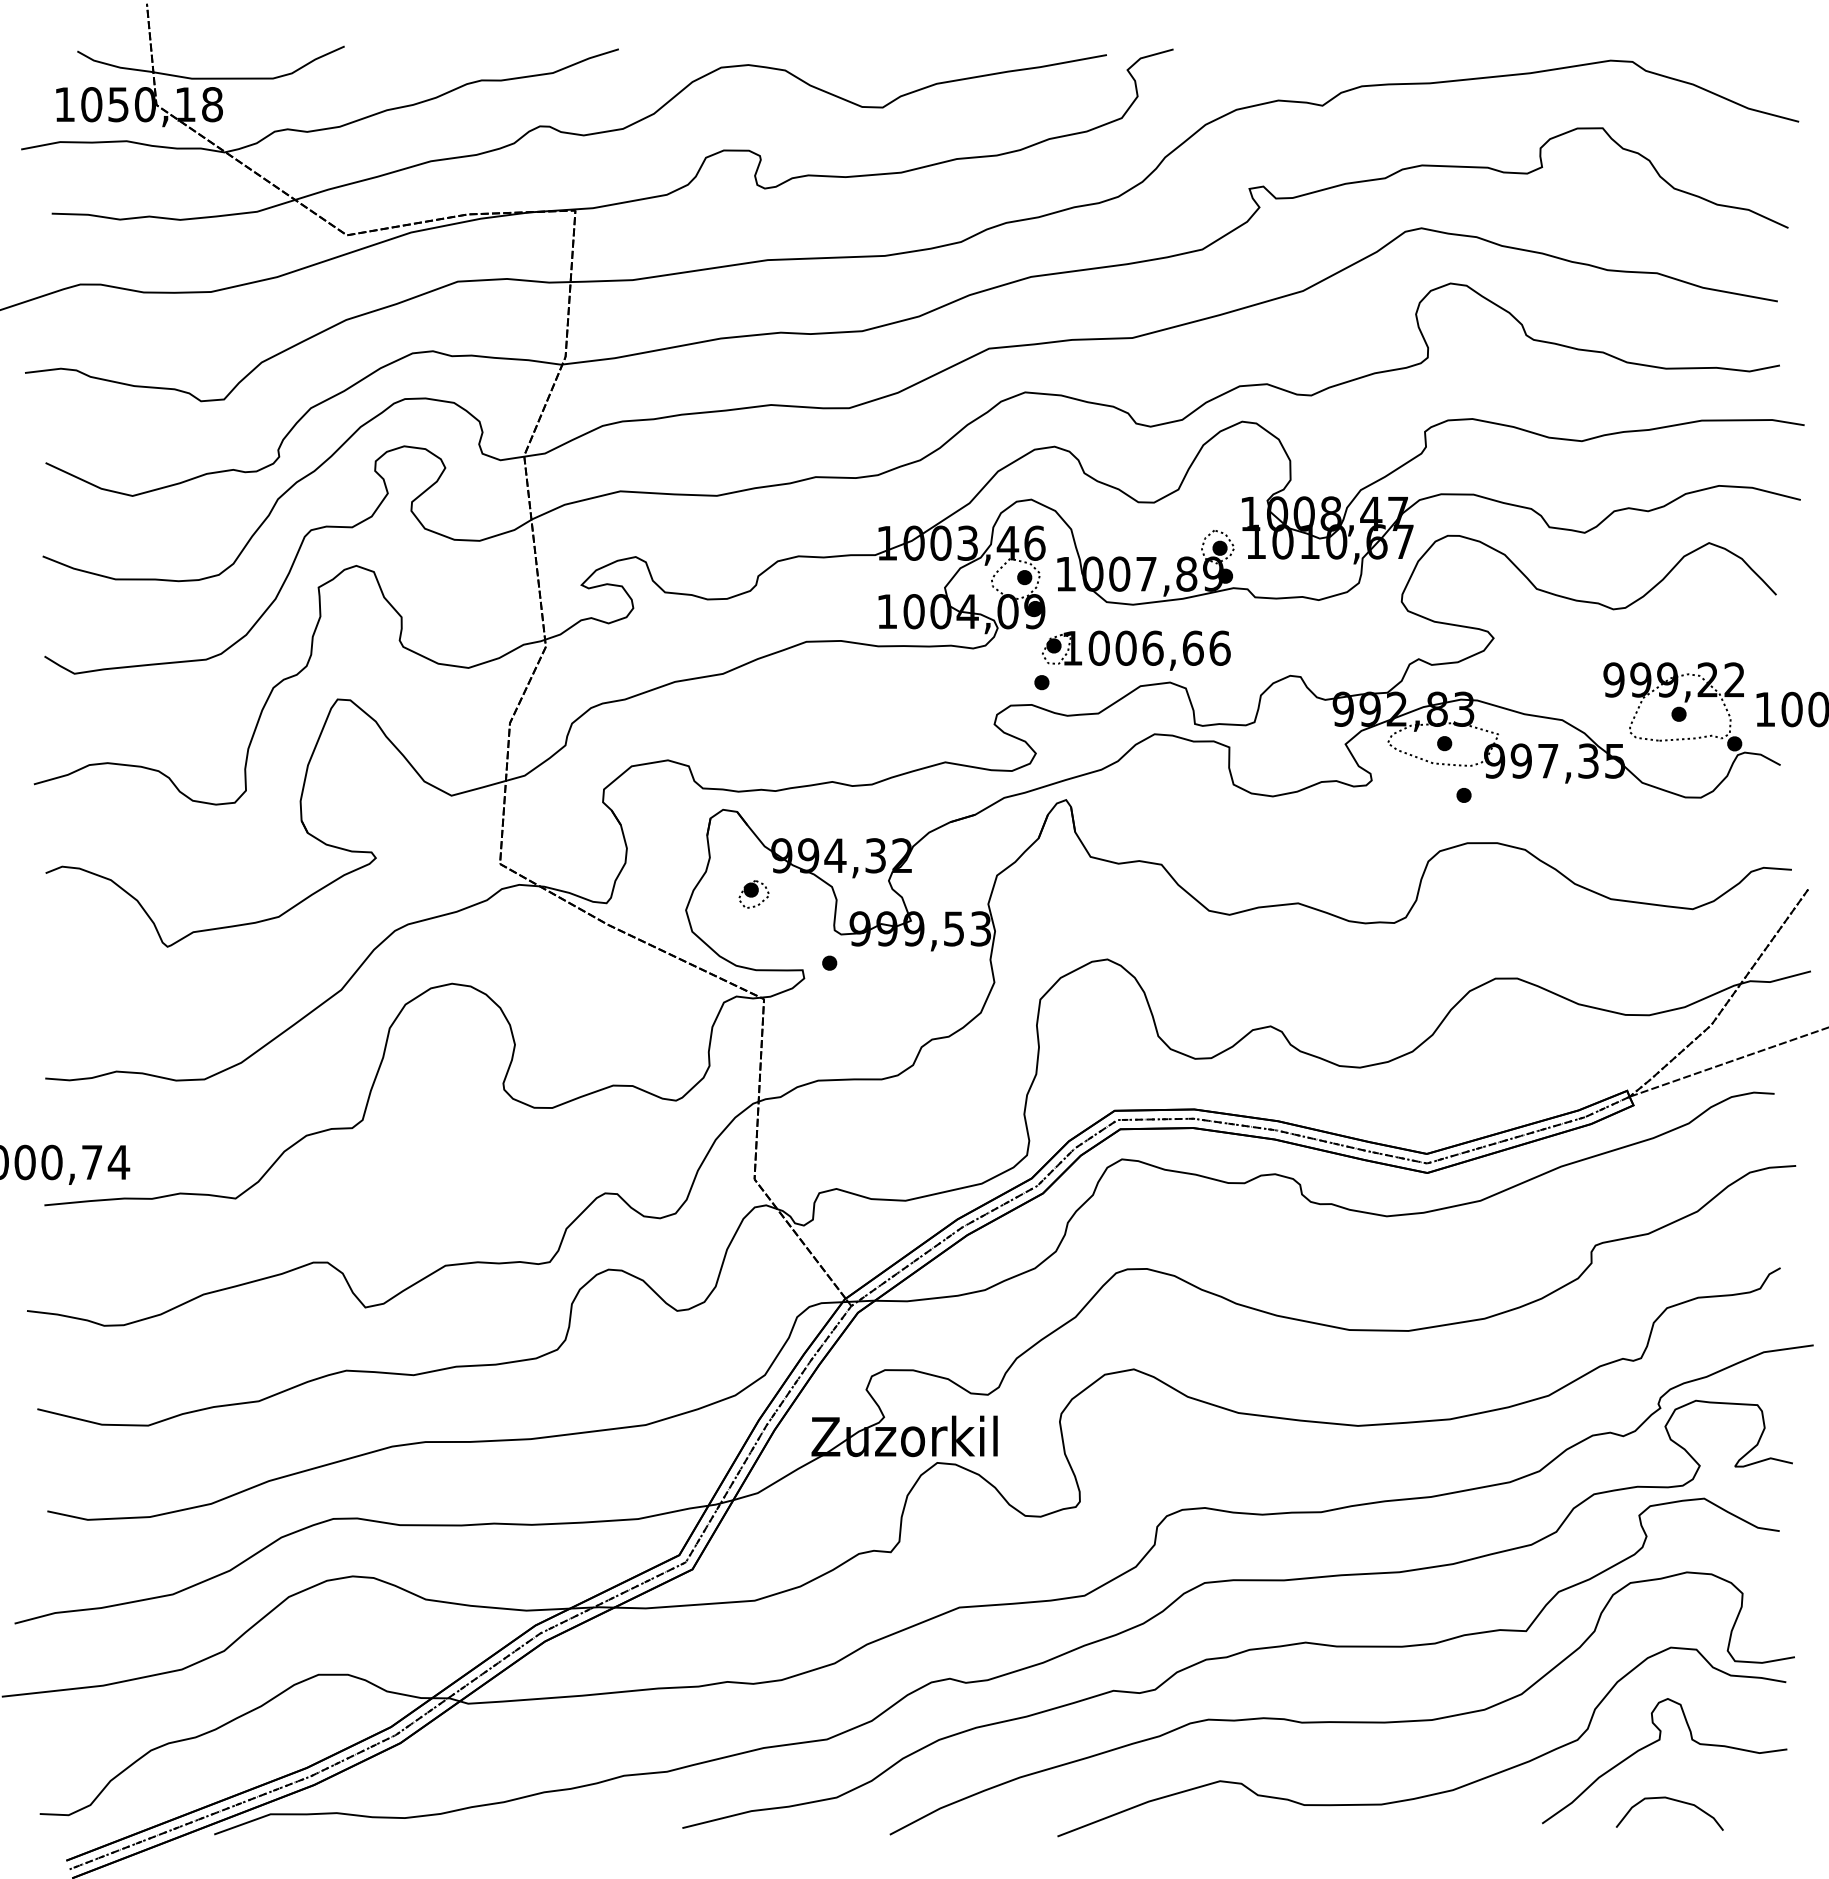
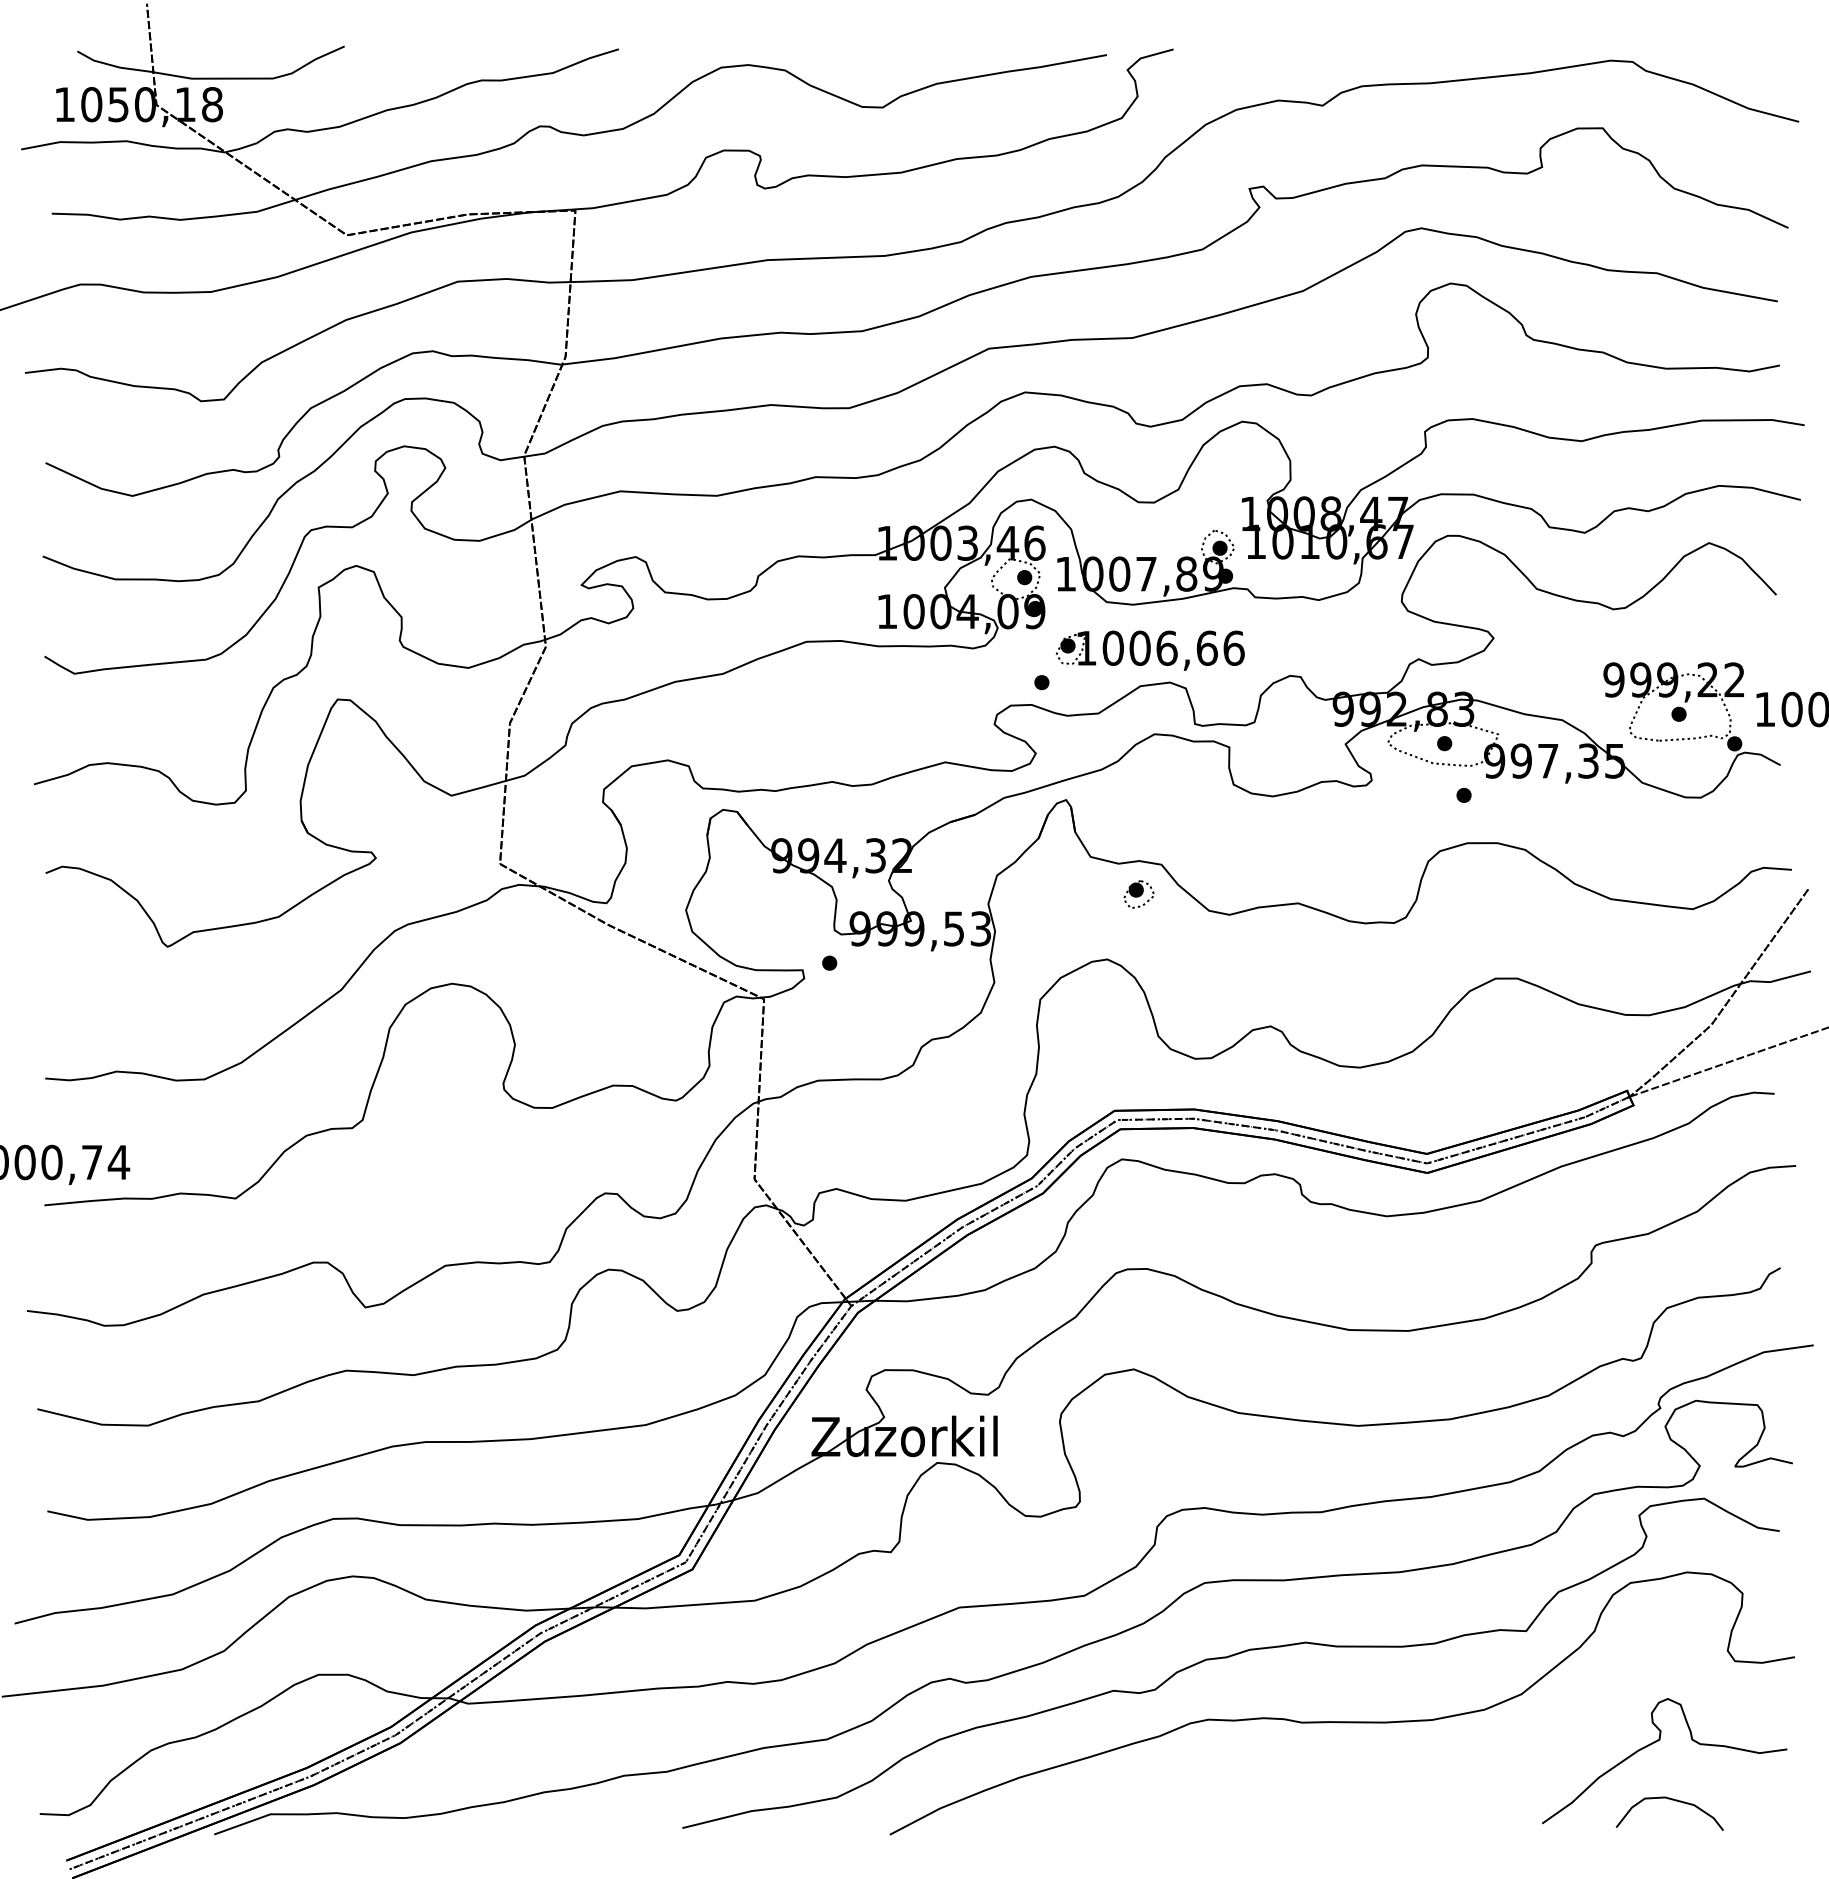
part position: (1135, 650) -> (1149, 650) (1149, 650)
part position: (753, 894) -> (1138, 894) (1138, 894)
curve: present -> none (1432, 1793)
